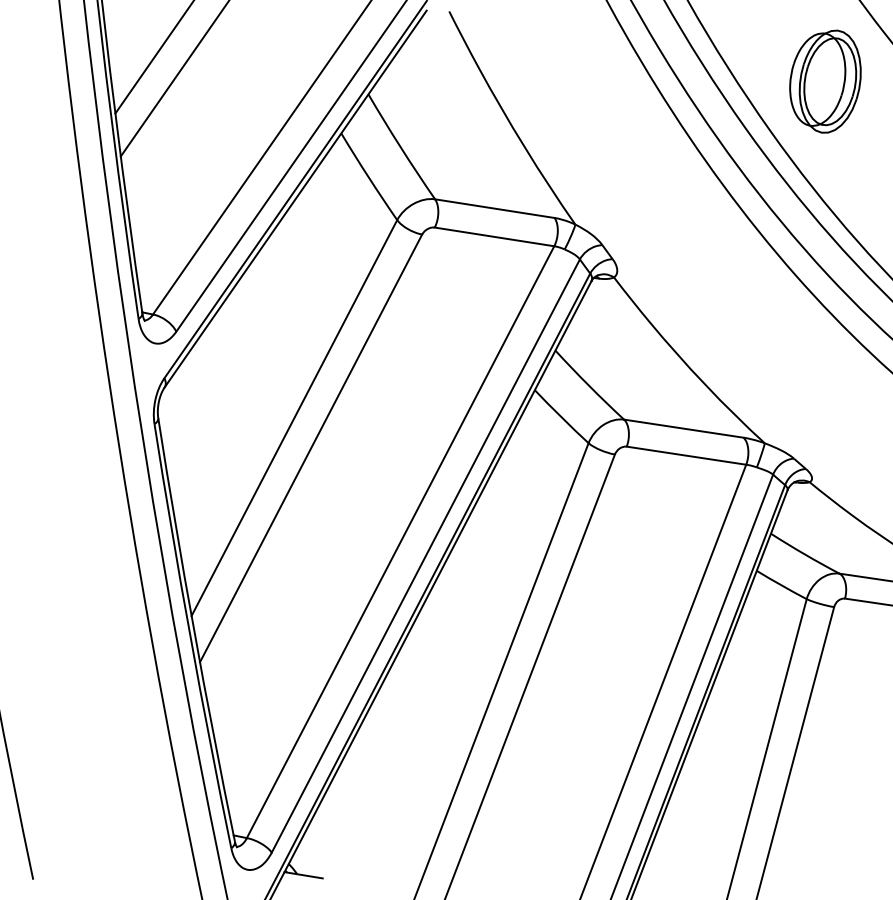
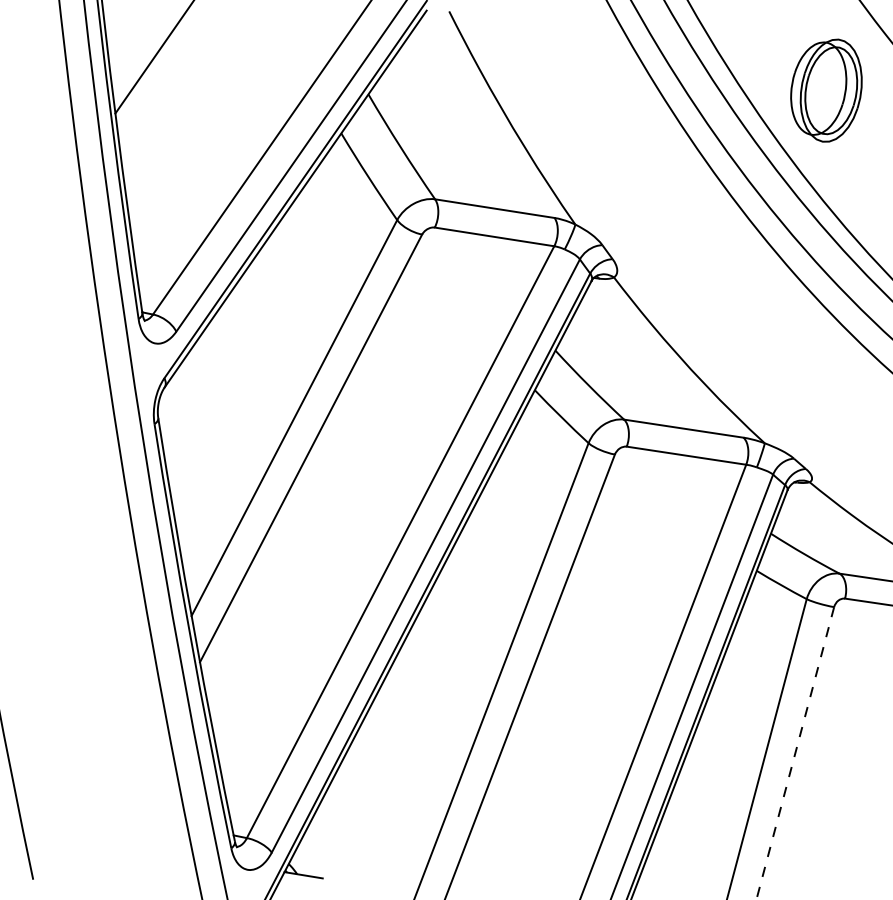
line: present -> none (173, 79)
part position: (825, 81) -> (826, 90) (826, 90)
line: solid -> dashed (795, 754)
